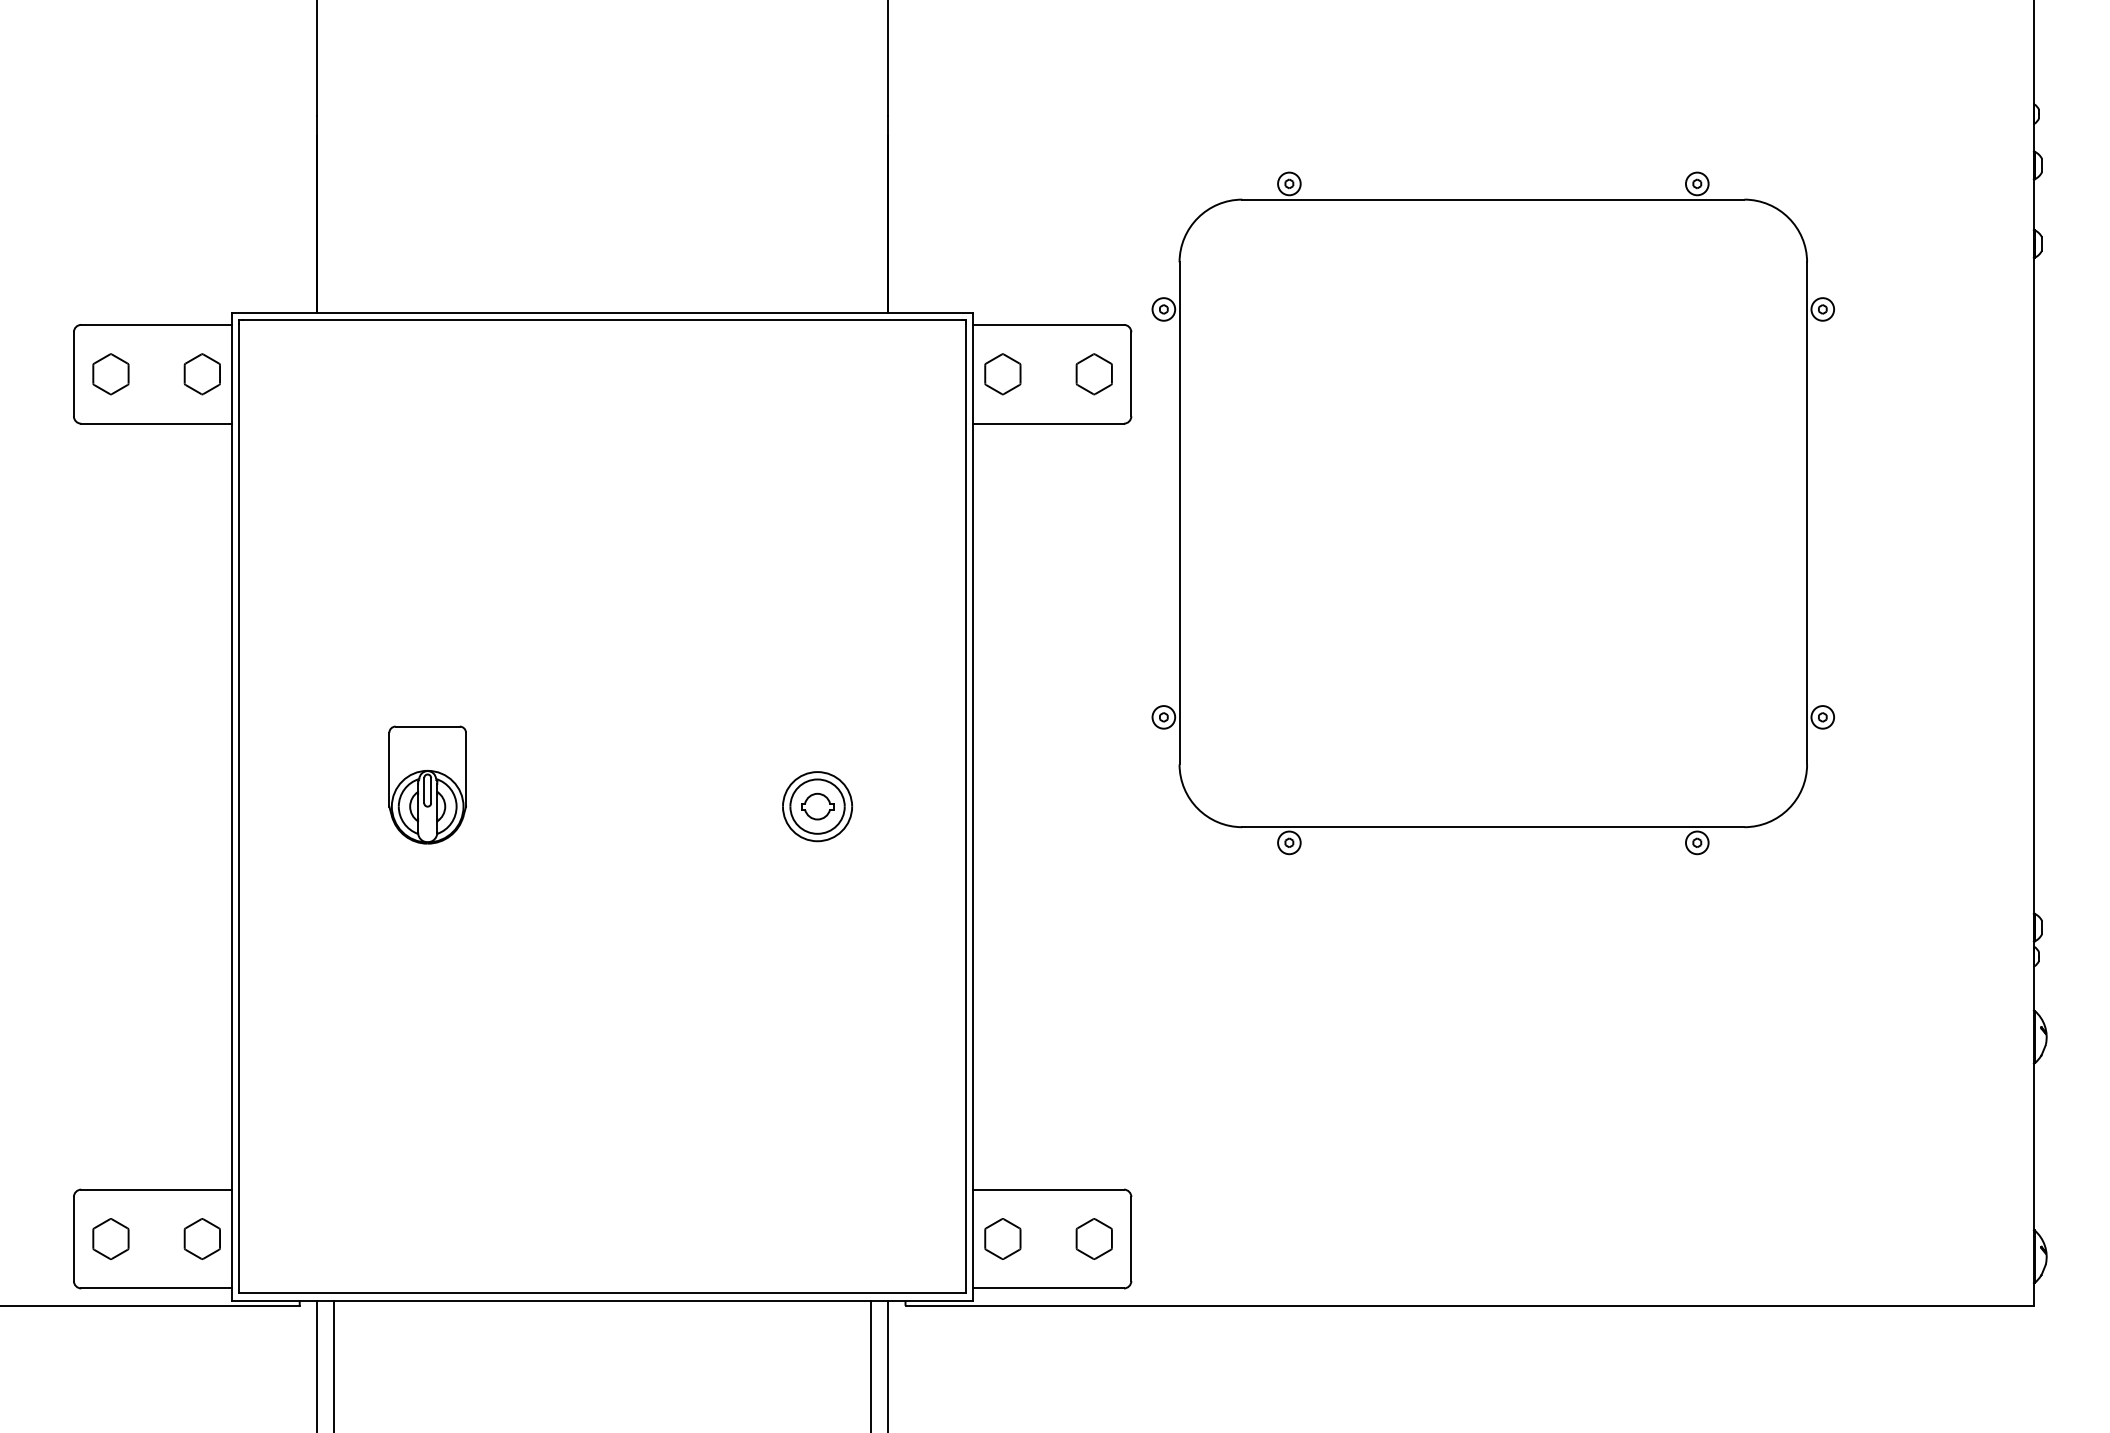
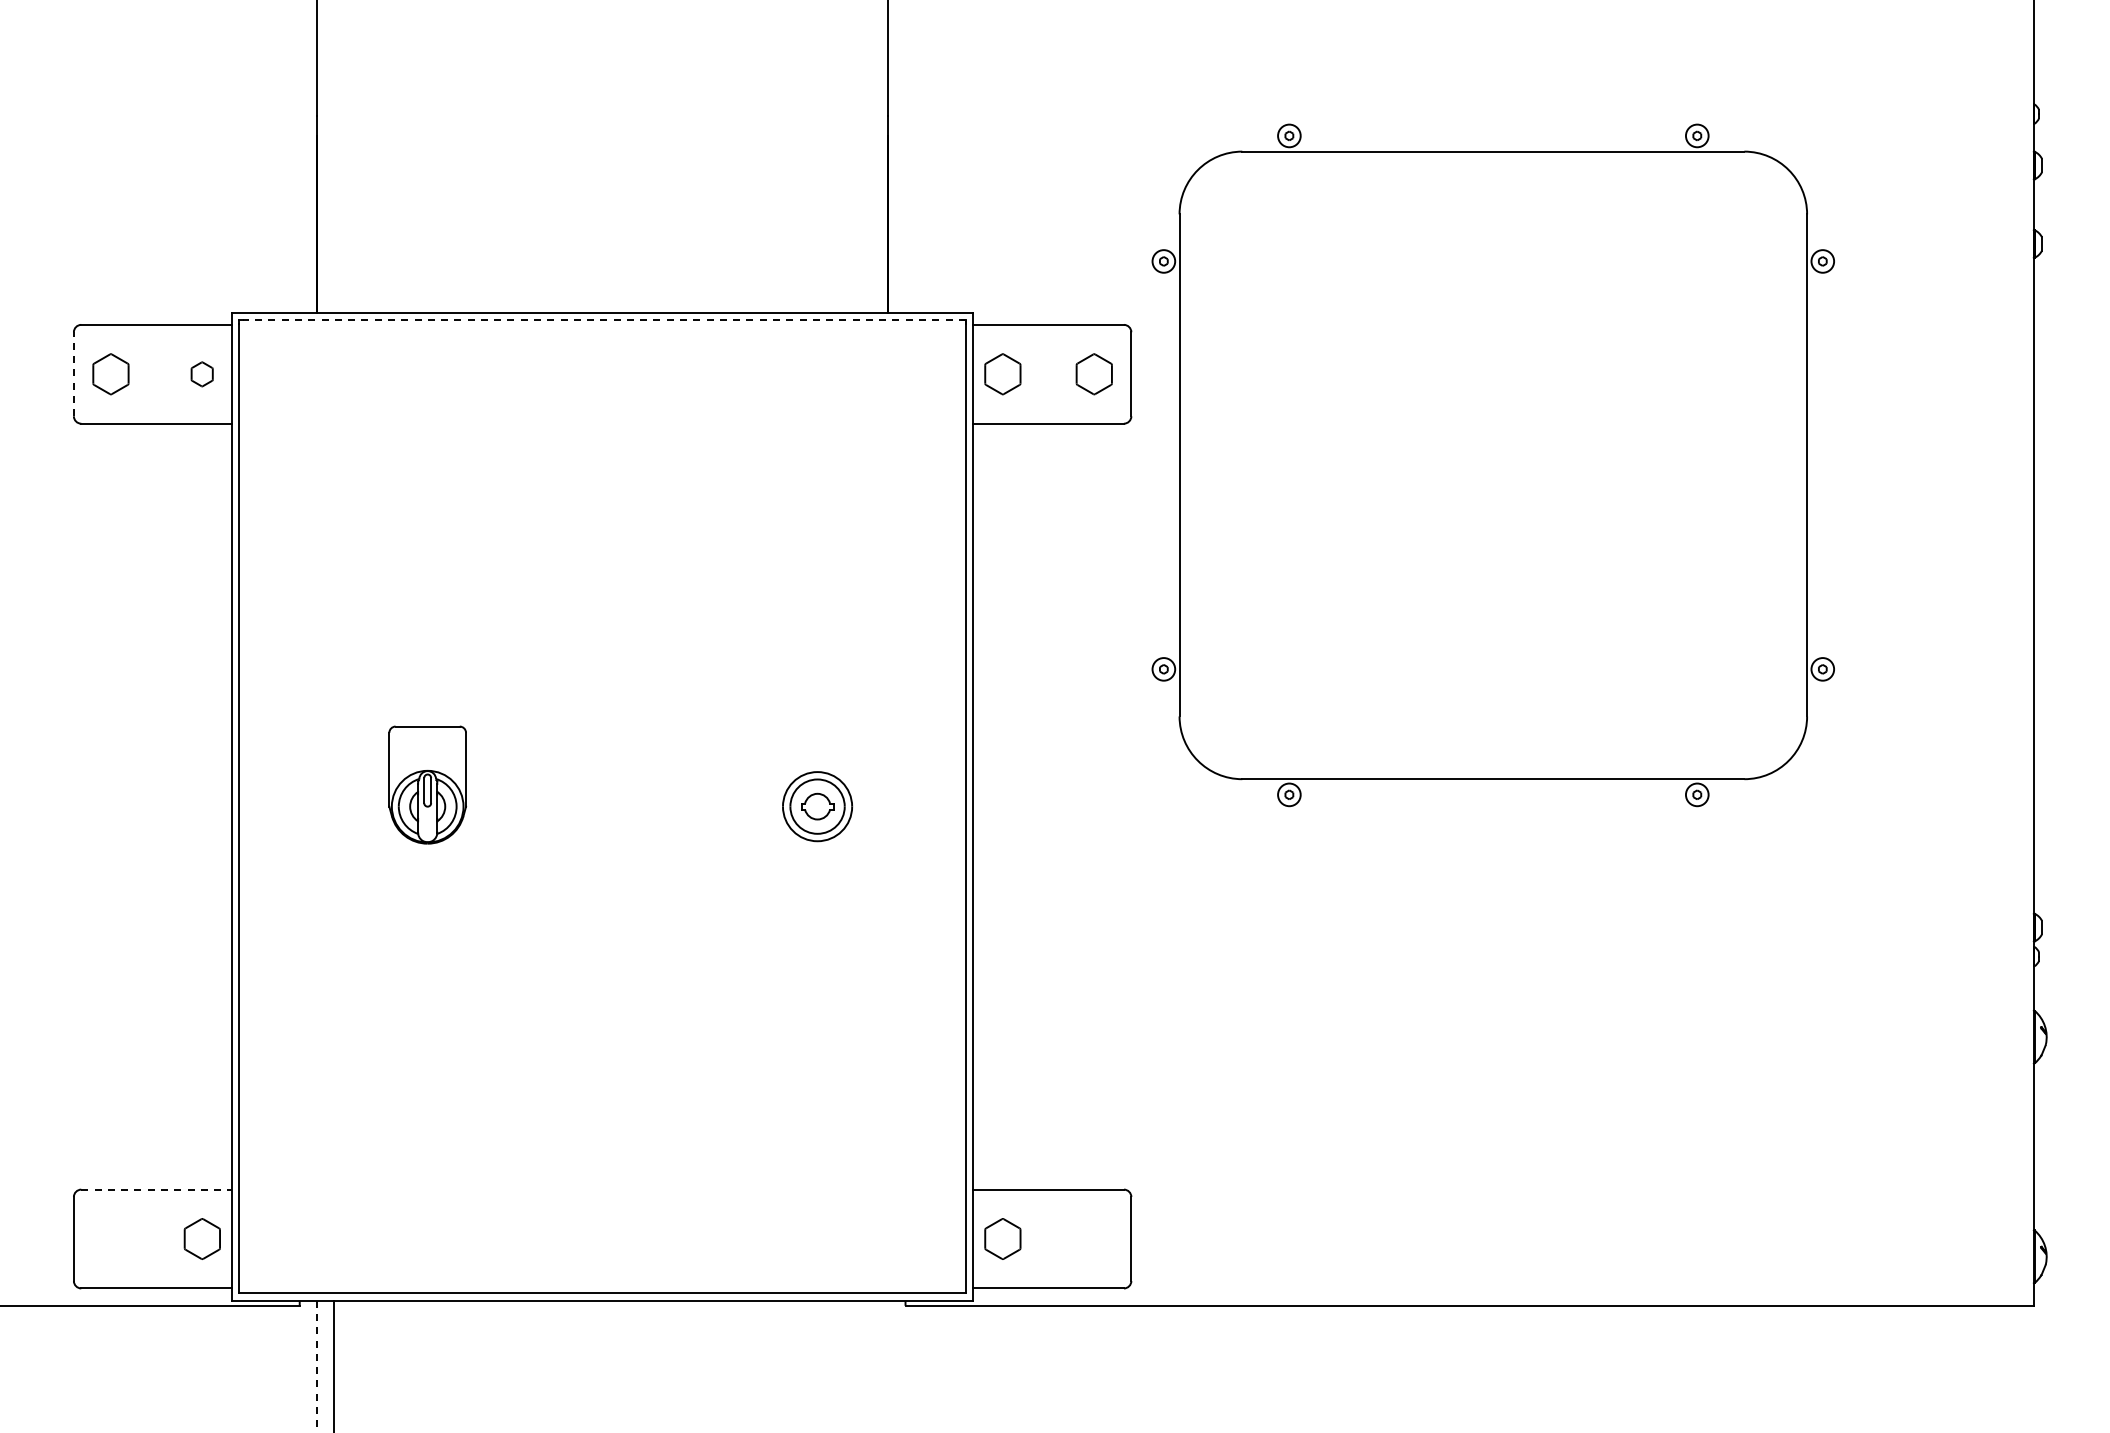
line: solid -> dashed (604, 319)
line: solid -> dashed (73, 373)
part size: 38x43 px -> 24x27 px (201, 374)
part position: (1492, 513) -> (1492, 465) (1492, 465)
line: solid -> dashed (157, 1189)
part: present -> none (110, 1238)
part: present -> none (1093, 1238)
line: present -> none (870, 1364)
line: present -> none (888, 1364)
line: solid -> dashed (317, 1366)
